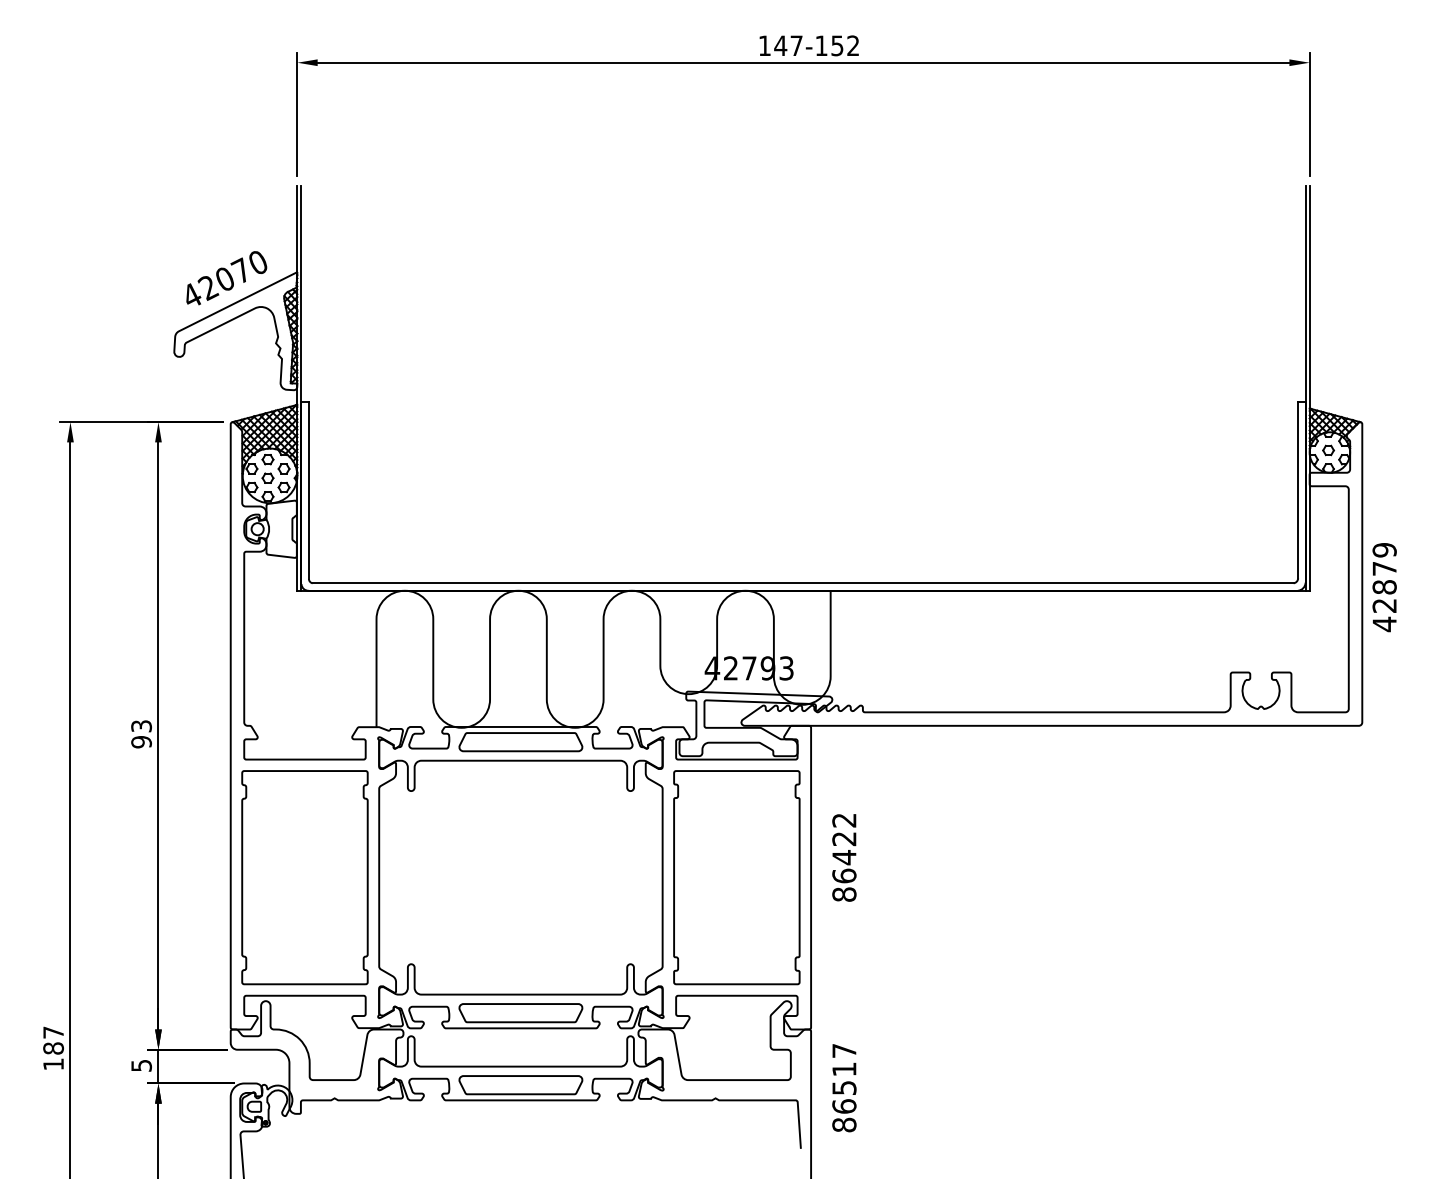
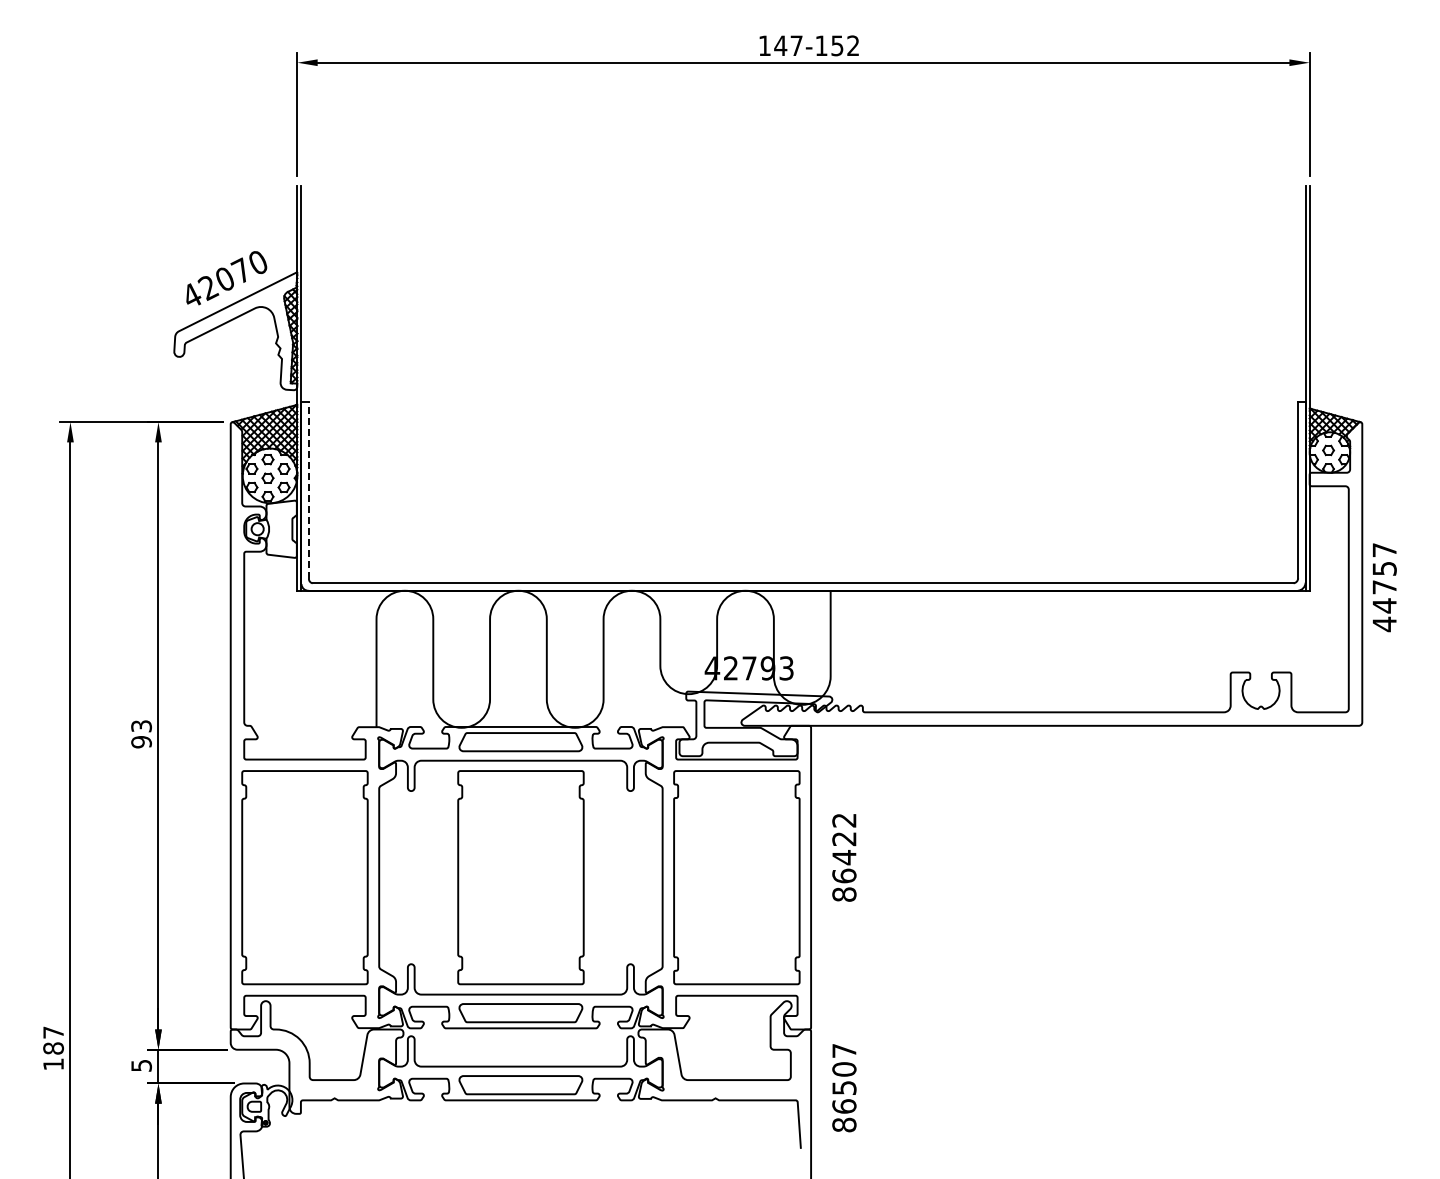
line: solid -> dashed (308, 490)
text: 42879 -> 44757 (1384, 578)
part: none -> present (520, 877)
text: 86517 -> 86507 (844, 1069)
